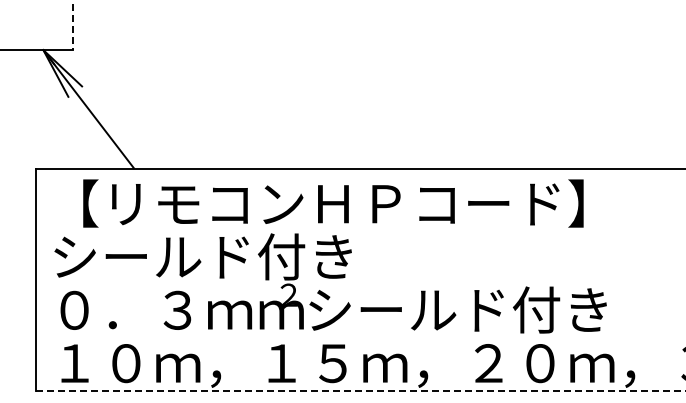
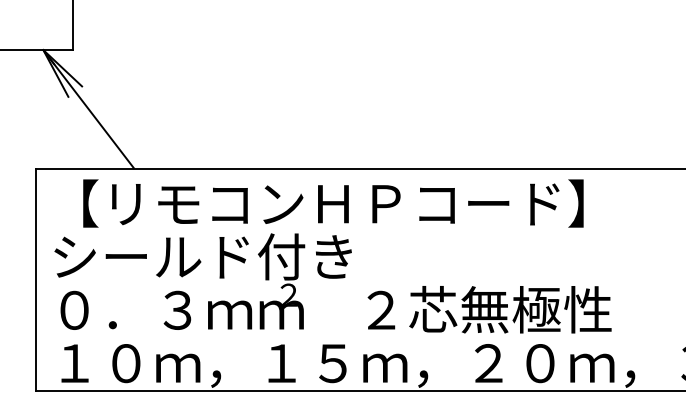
line: dashed -> solid (72, 25)
text: シールド付き -> ２芯無極性 (460, 309)
line: dashed -> solid (360, 390)
